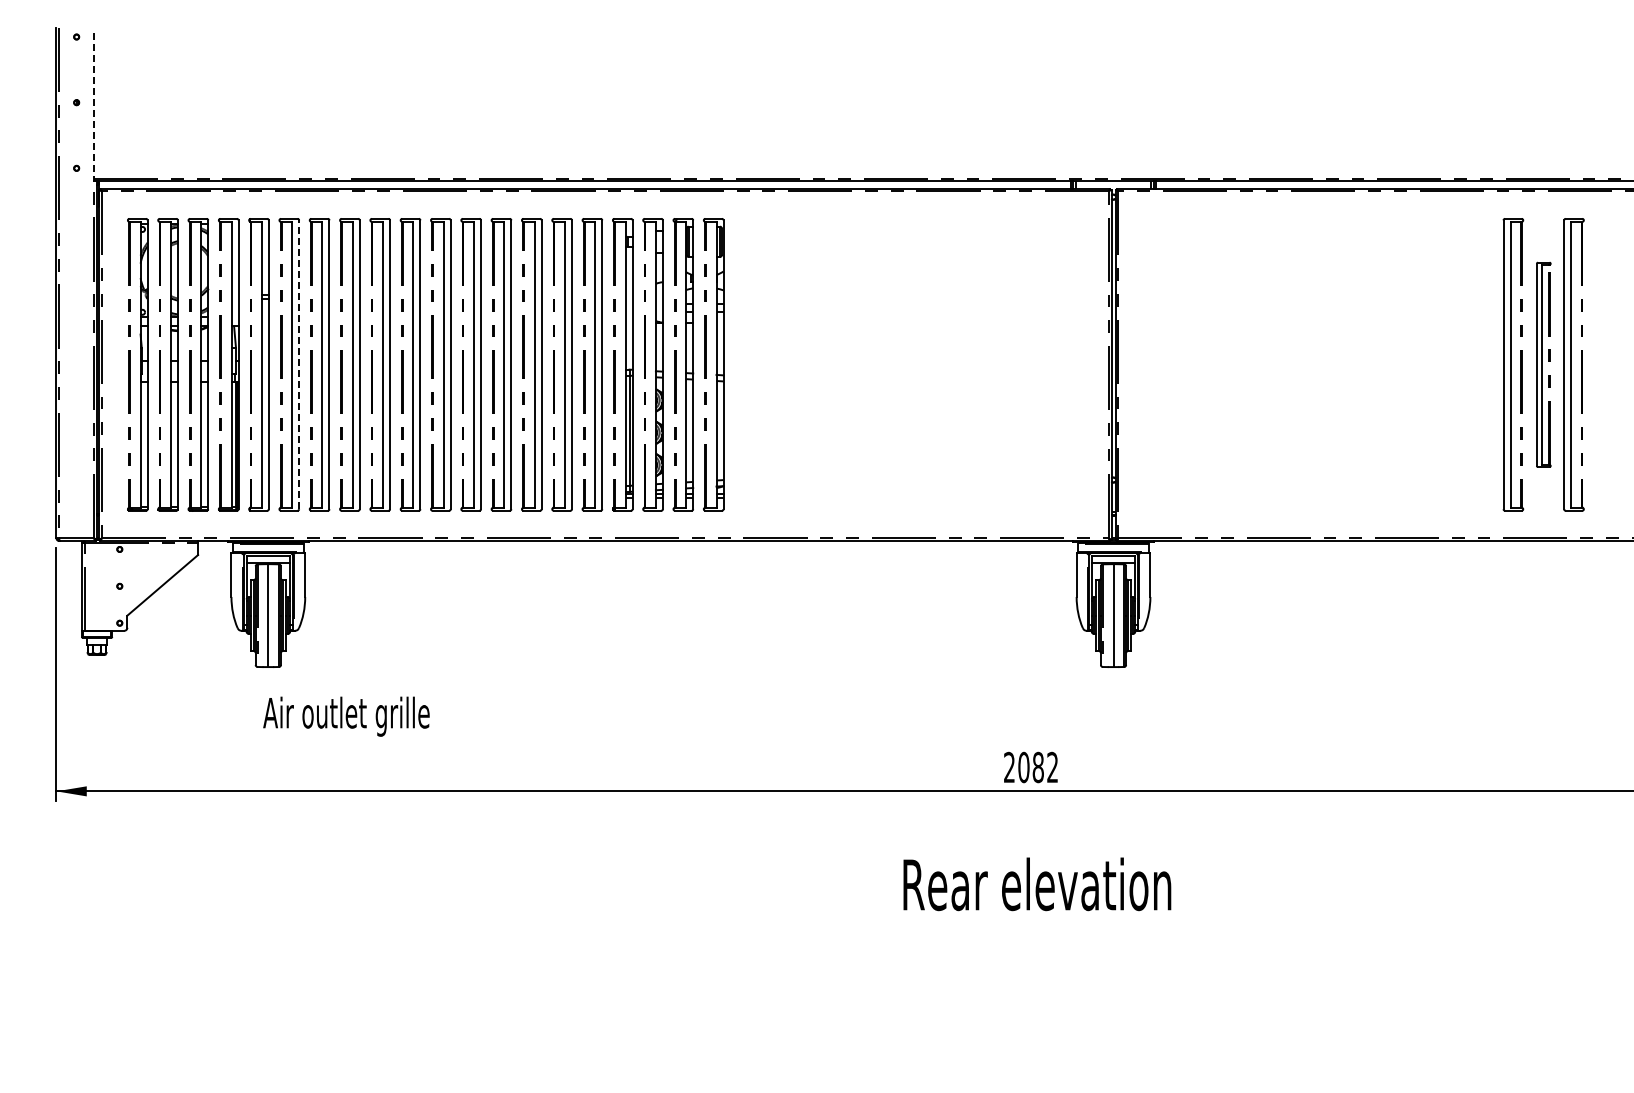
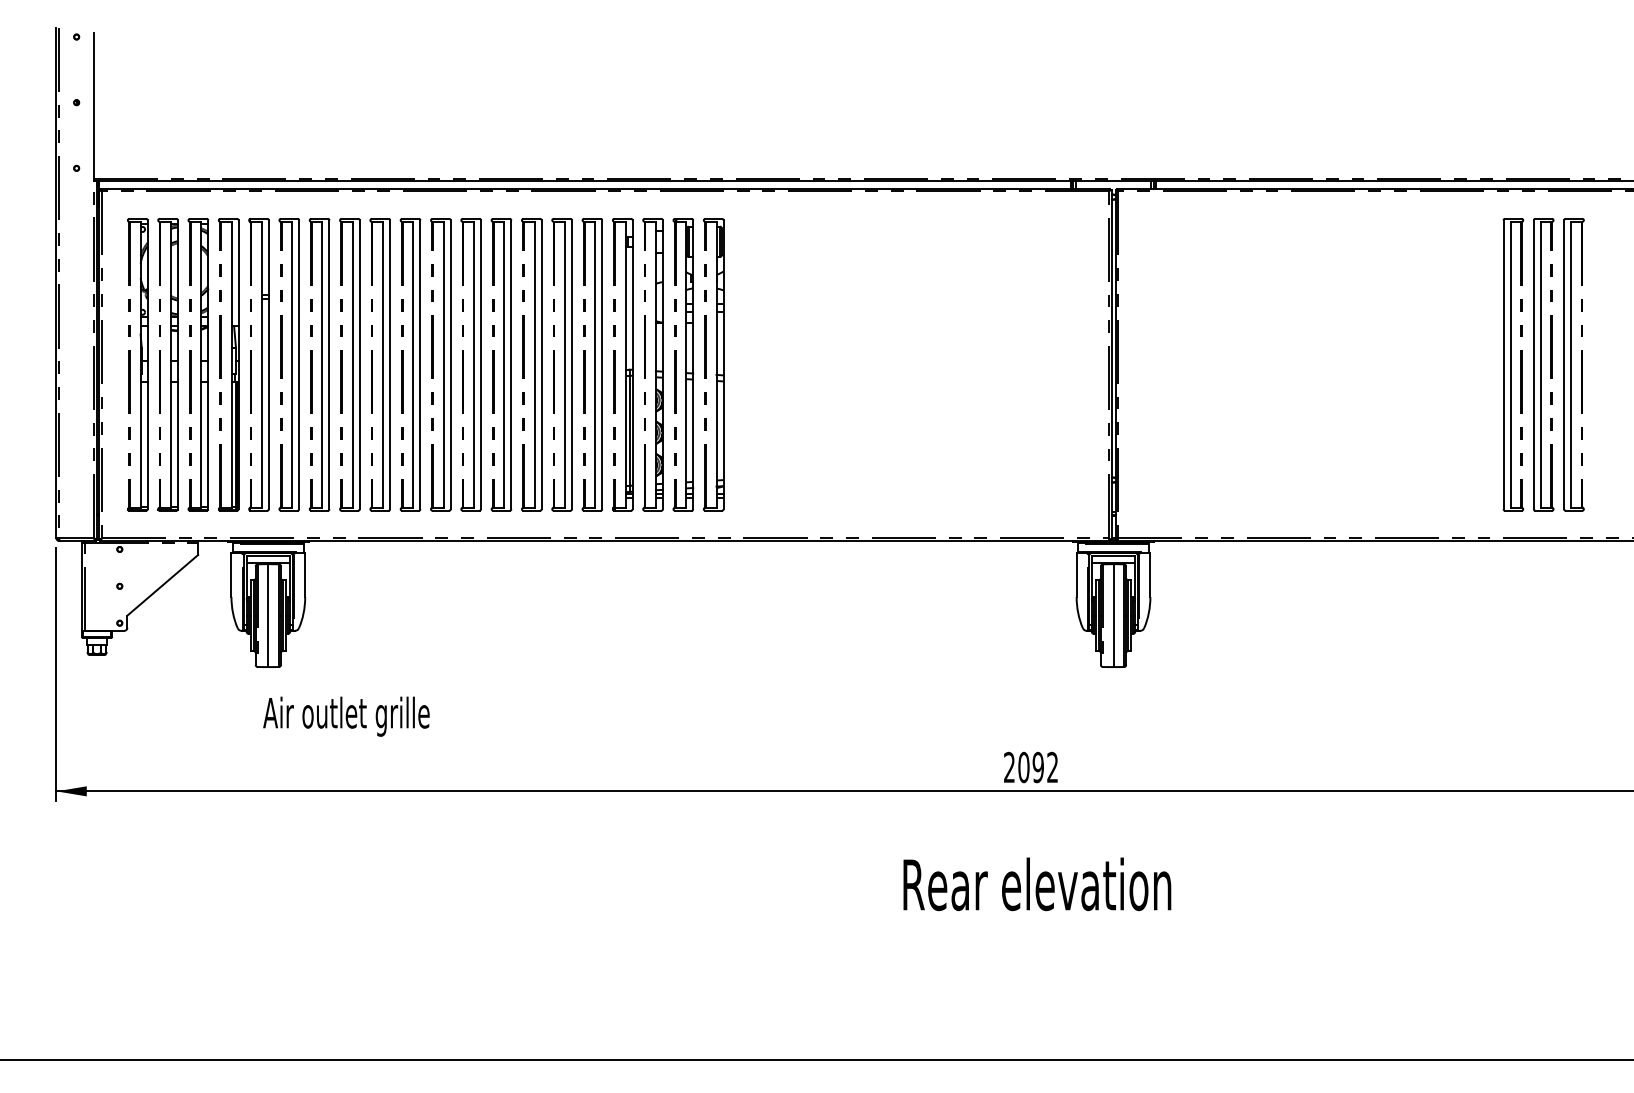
line: dashed -> solid (94, 106)
line: dashed -> solid (299, 364)
part size: 16x207 px -> 22x294 px (1543, 364)
text: 2082 -> 2092 (1037, 767)
line: none -> present (816, 1060)
